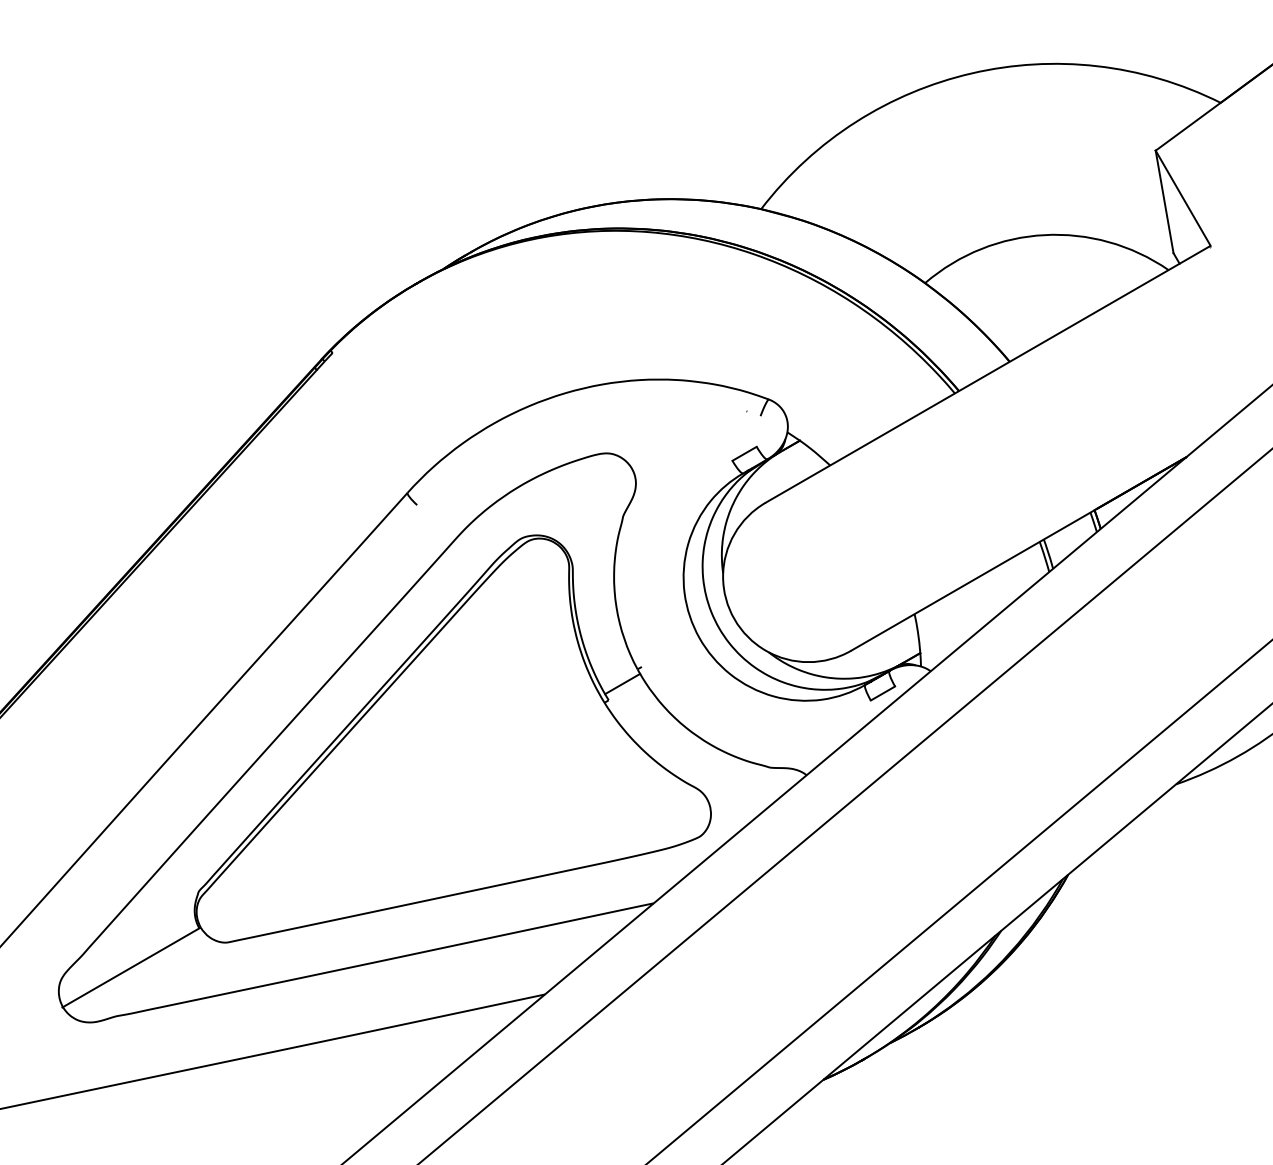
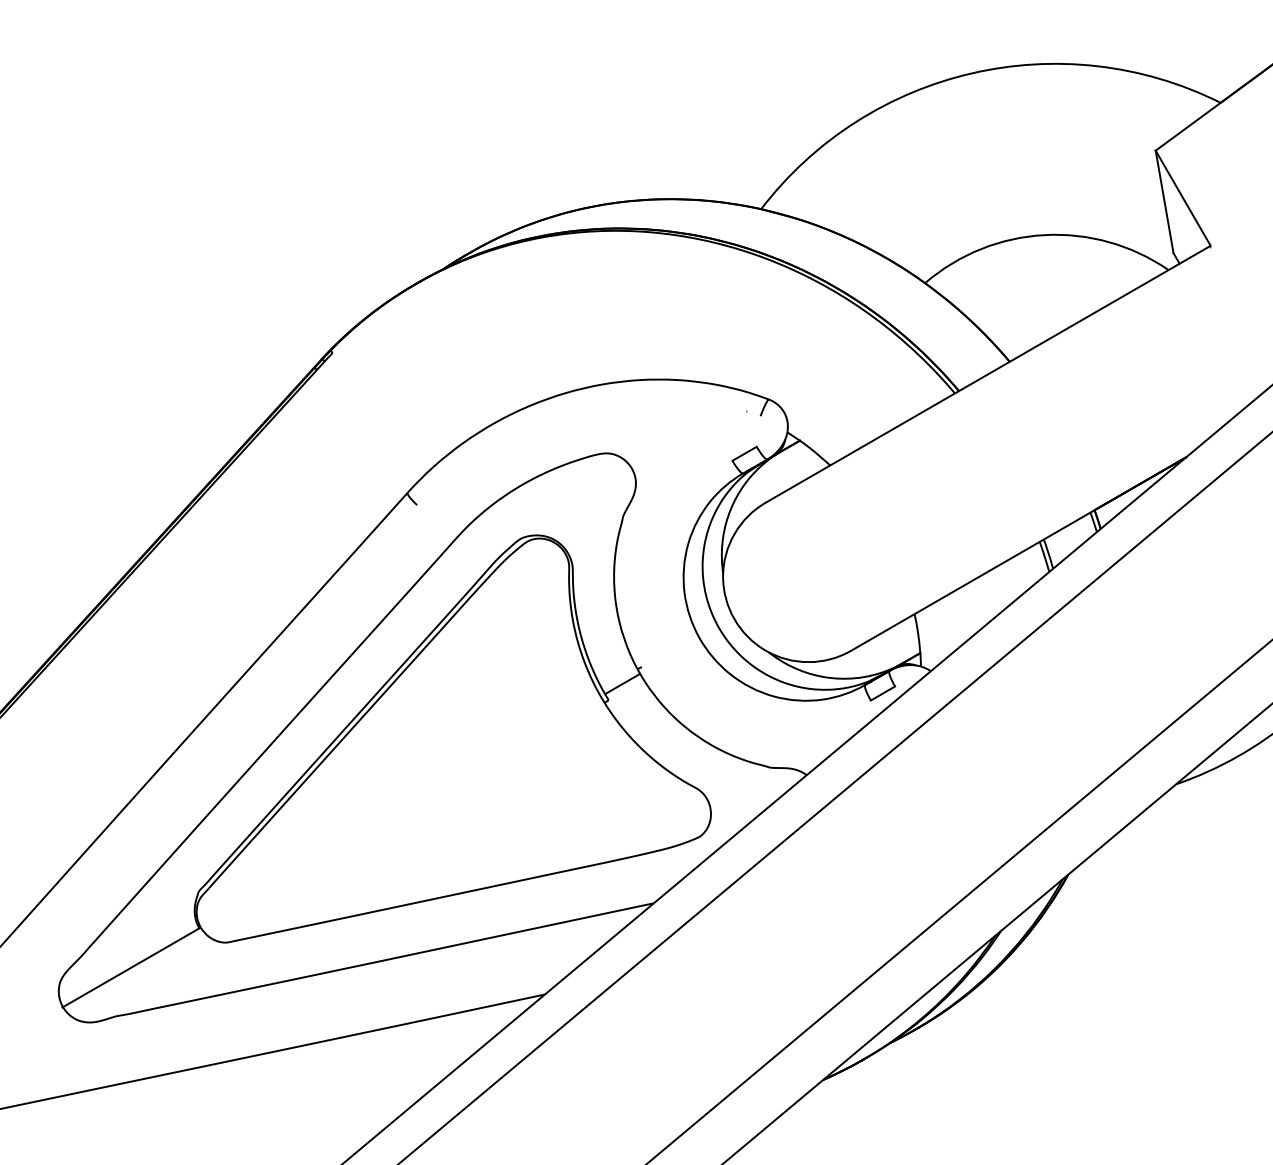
line position: (845, 806) -> (835, 797) (835, 797)
